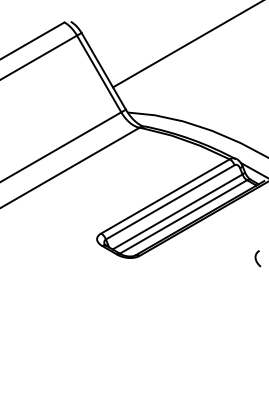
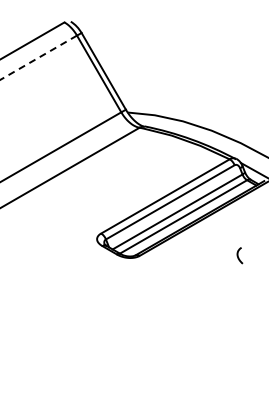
line: present -> none (186, 44)
line: solid -> dashed (38, 58)
curve position: (256, 258) -> (238, 255) (238, 255)
